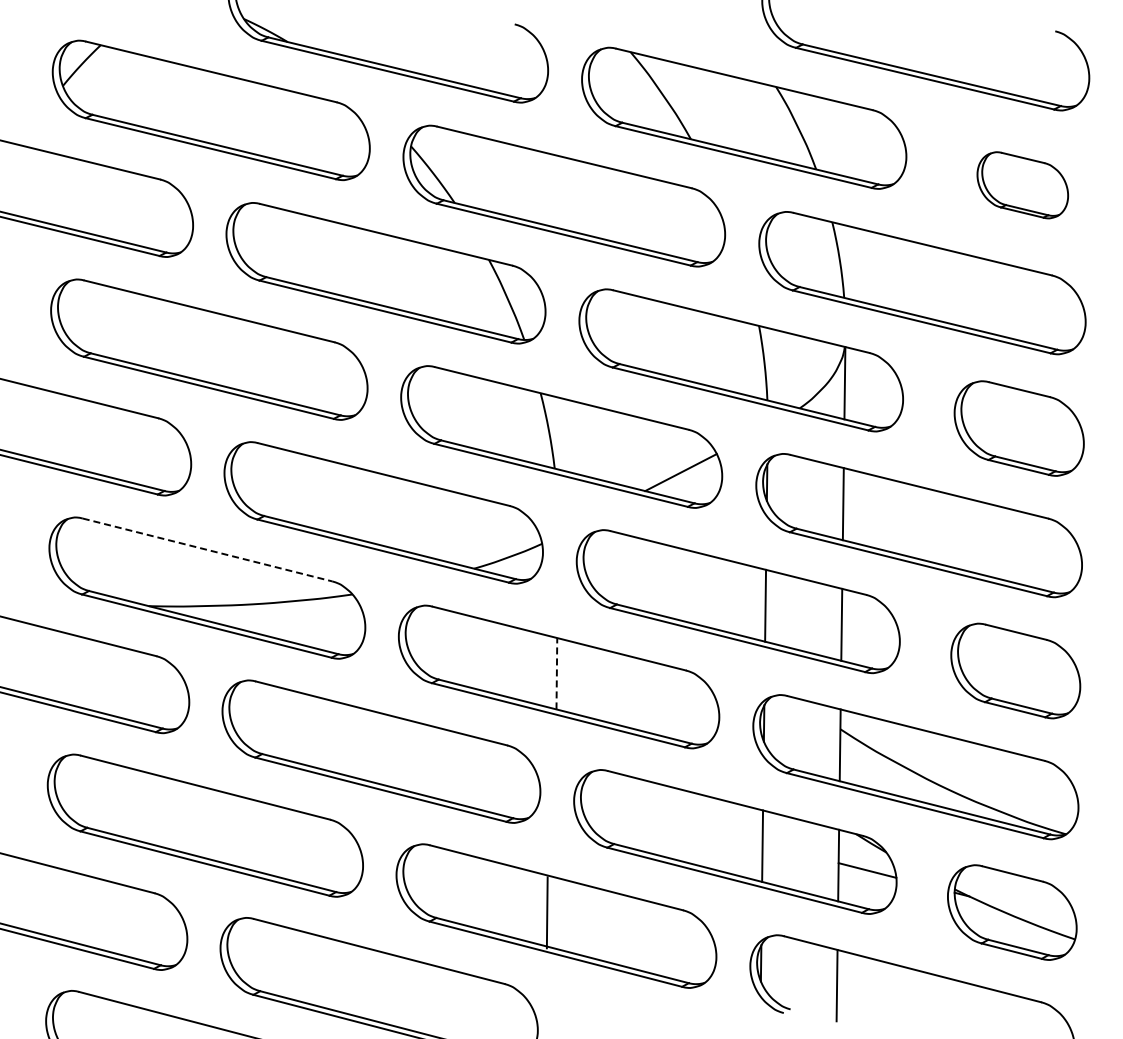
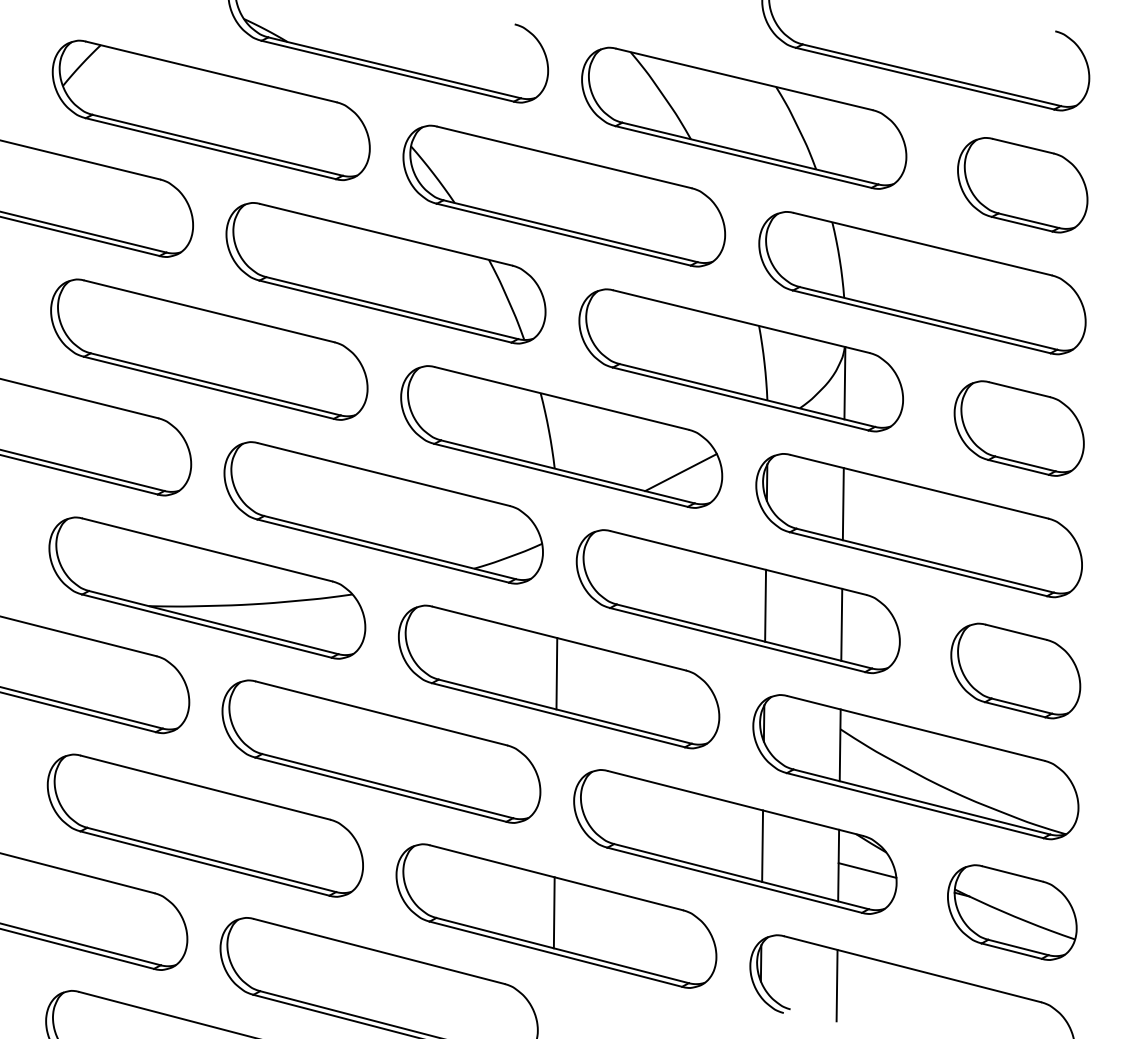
part size: 93x69 px -> 132x97 px (1022, 185)
line: dashed -> solid (207, 549)
line: dashed -> solid (556, 673)
line position: (546, 912) -> (553, 912) (553, 912)
